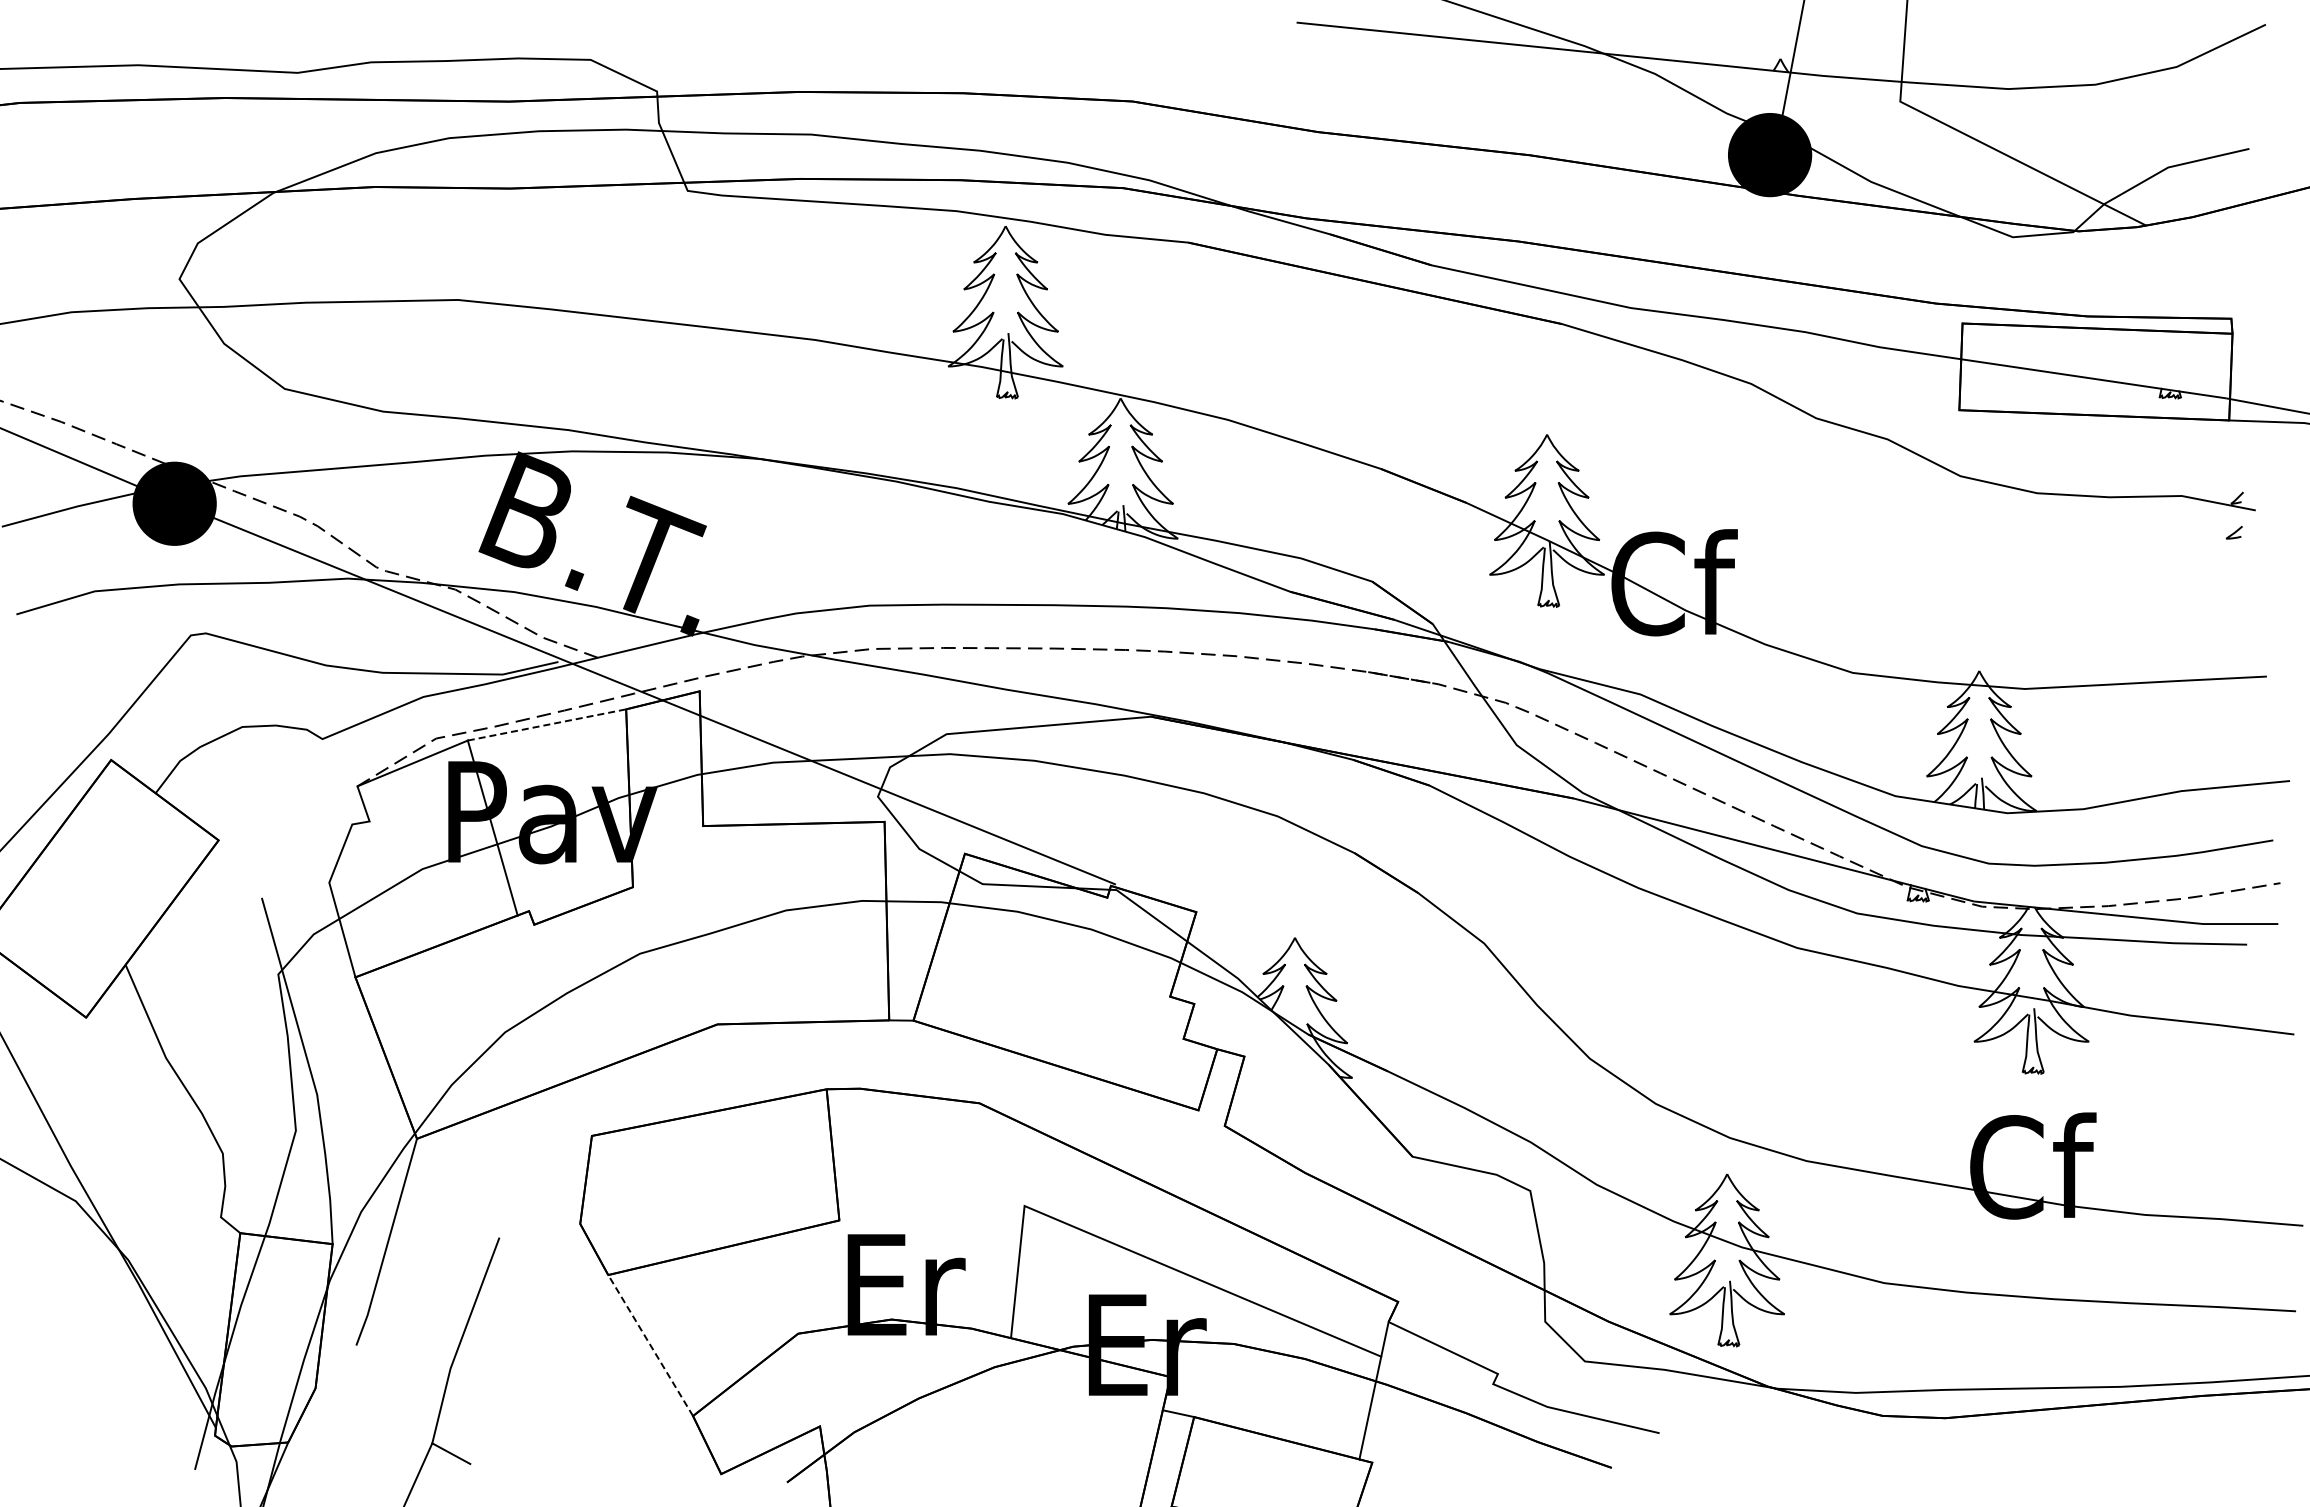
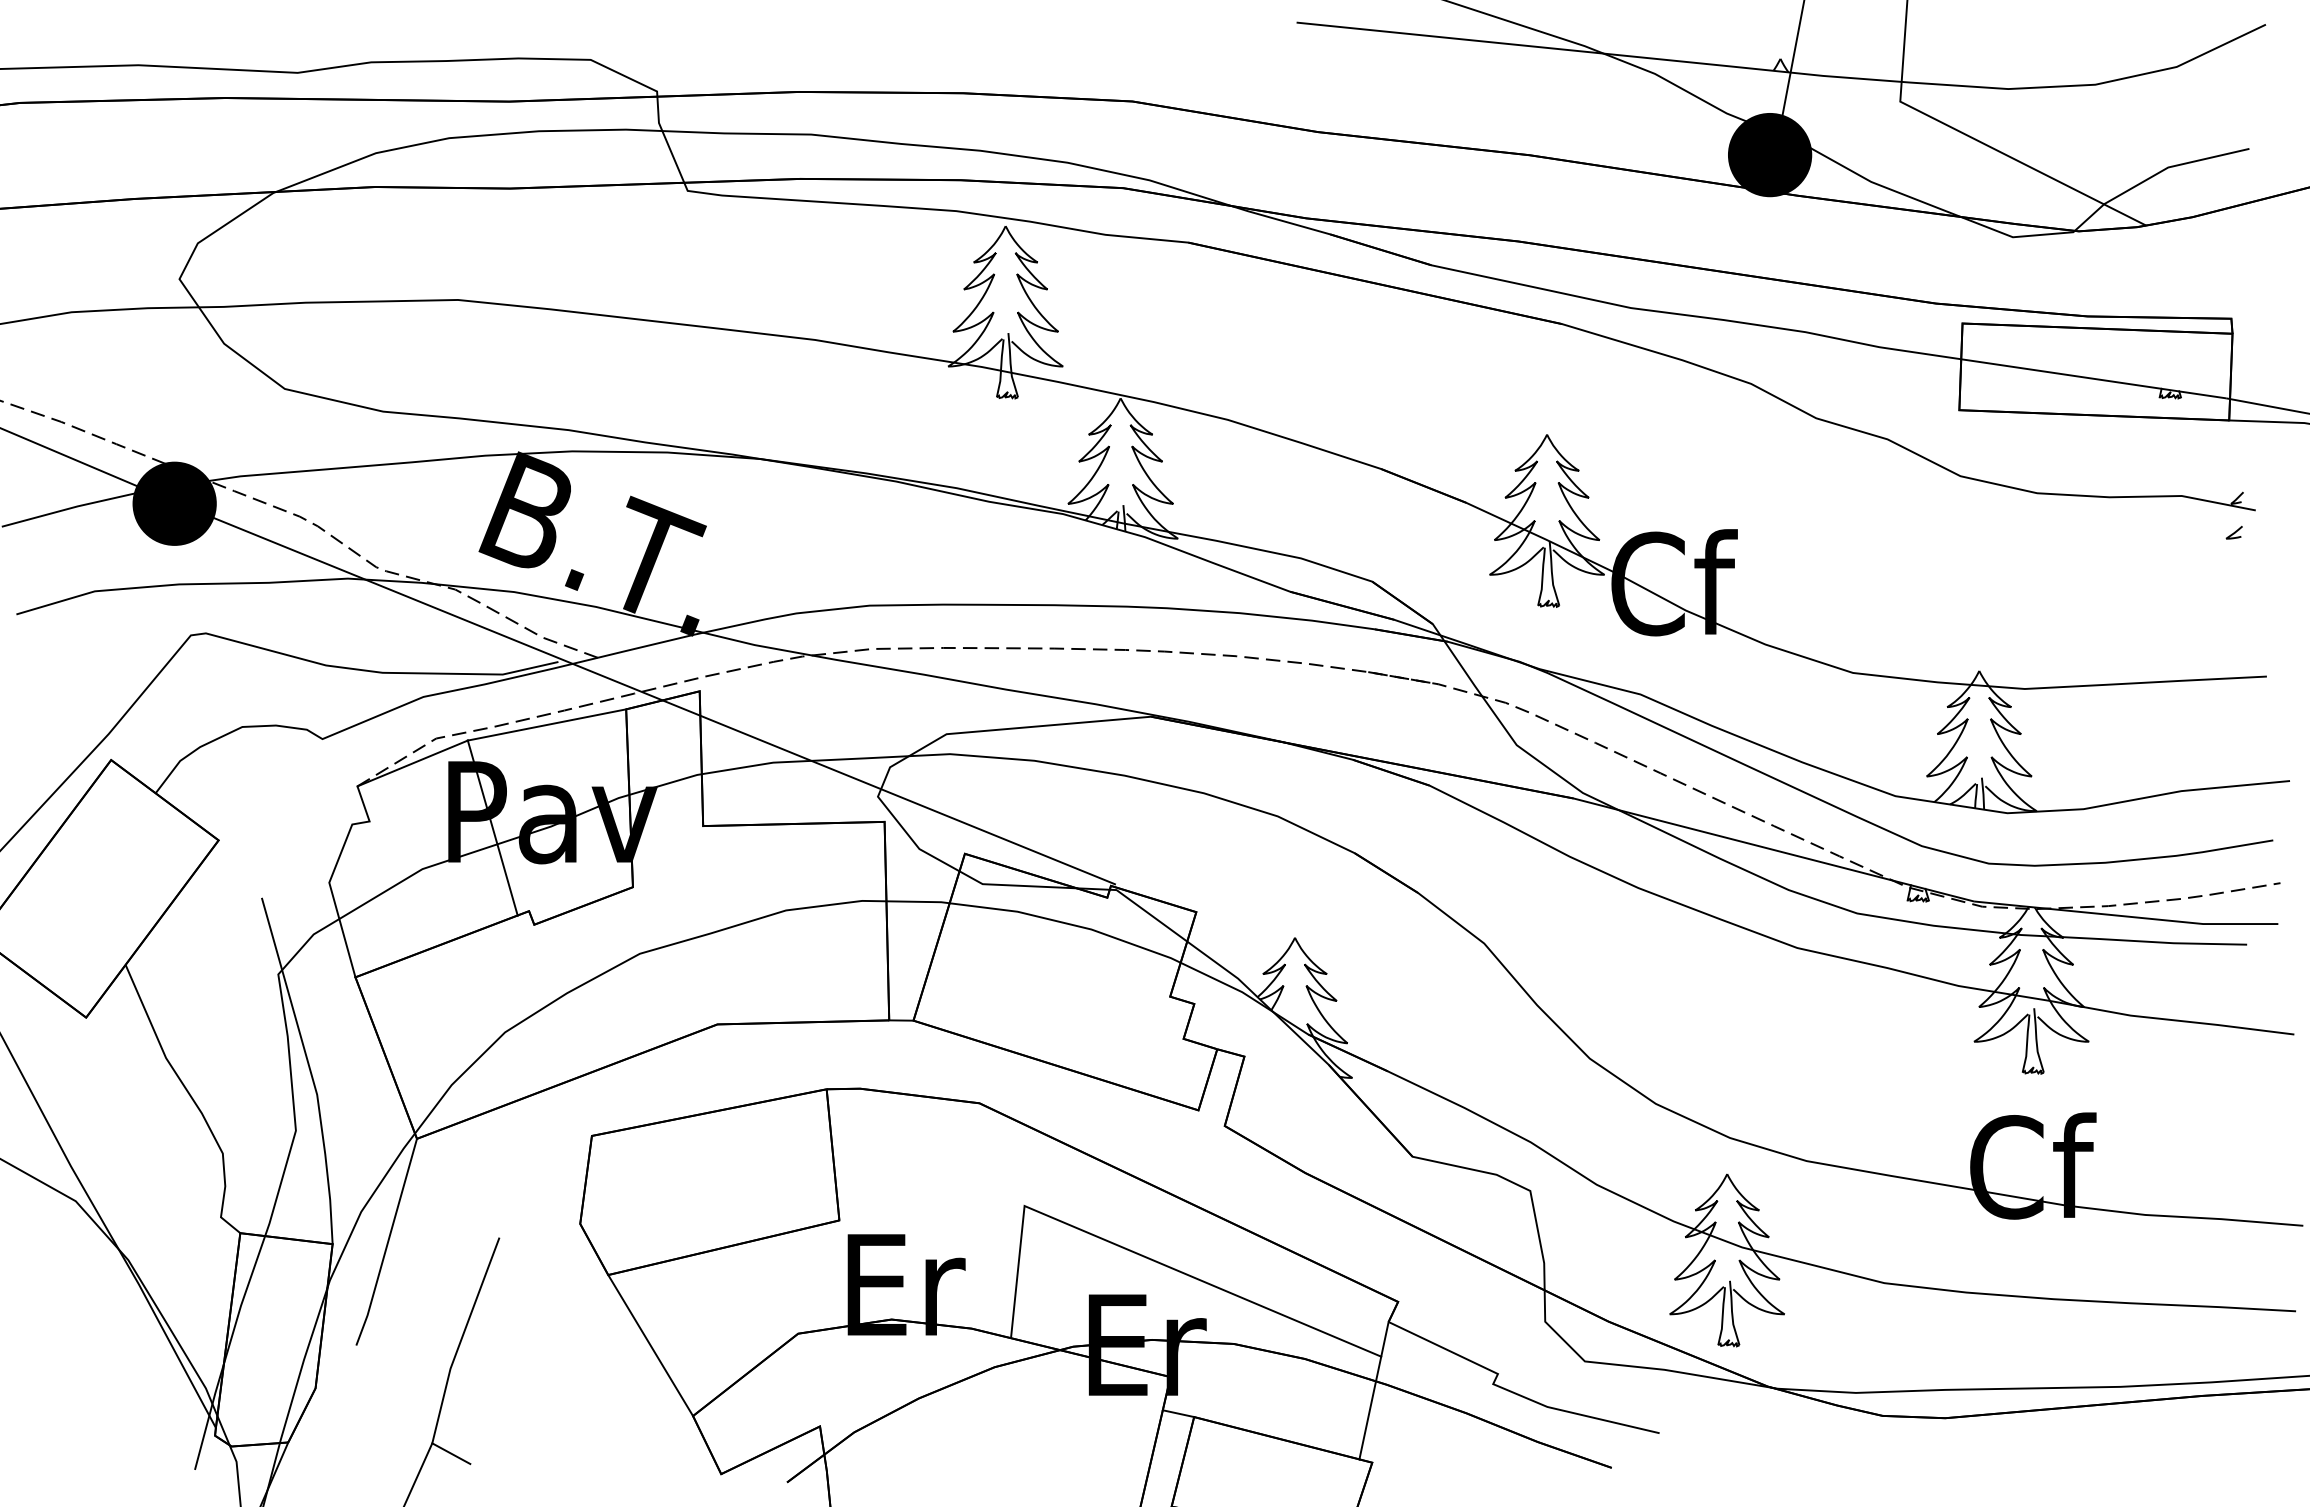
line: dashed -> solid (547, 724)
line: dashed -> solid (650, 1345)
